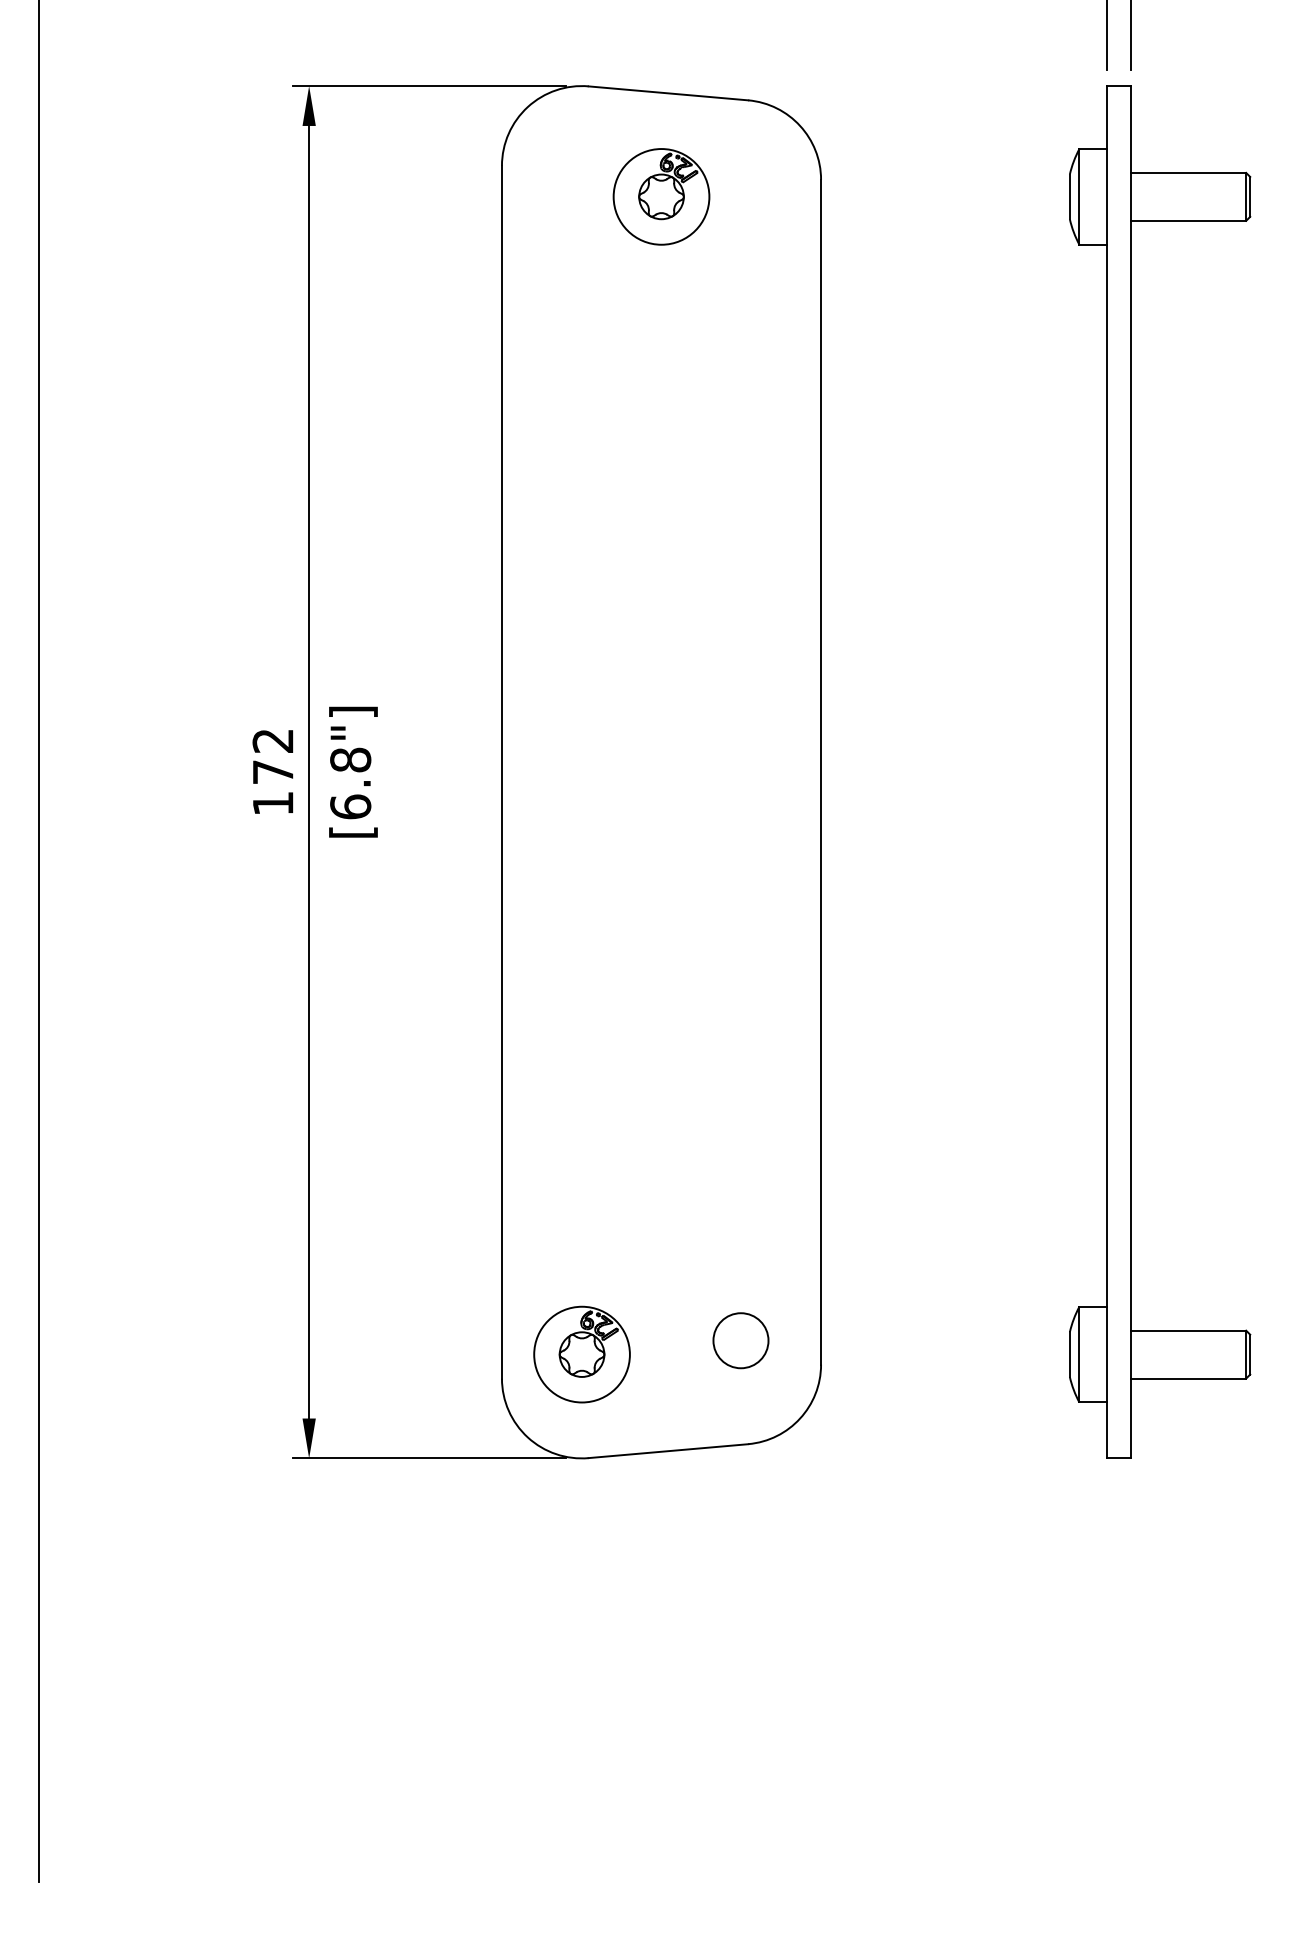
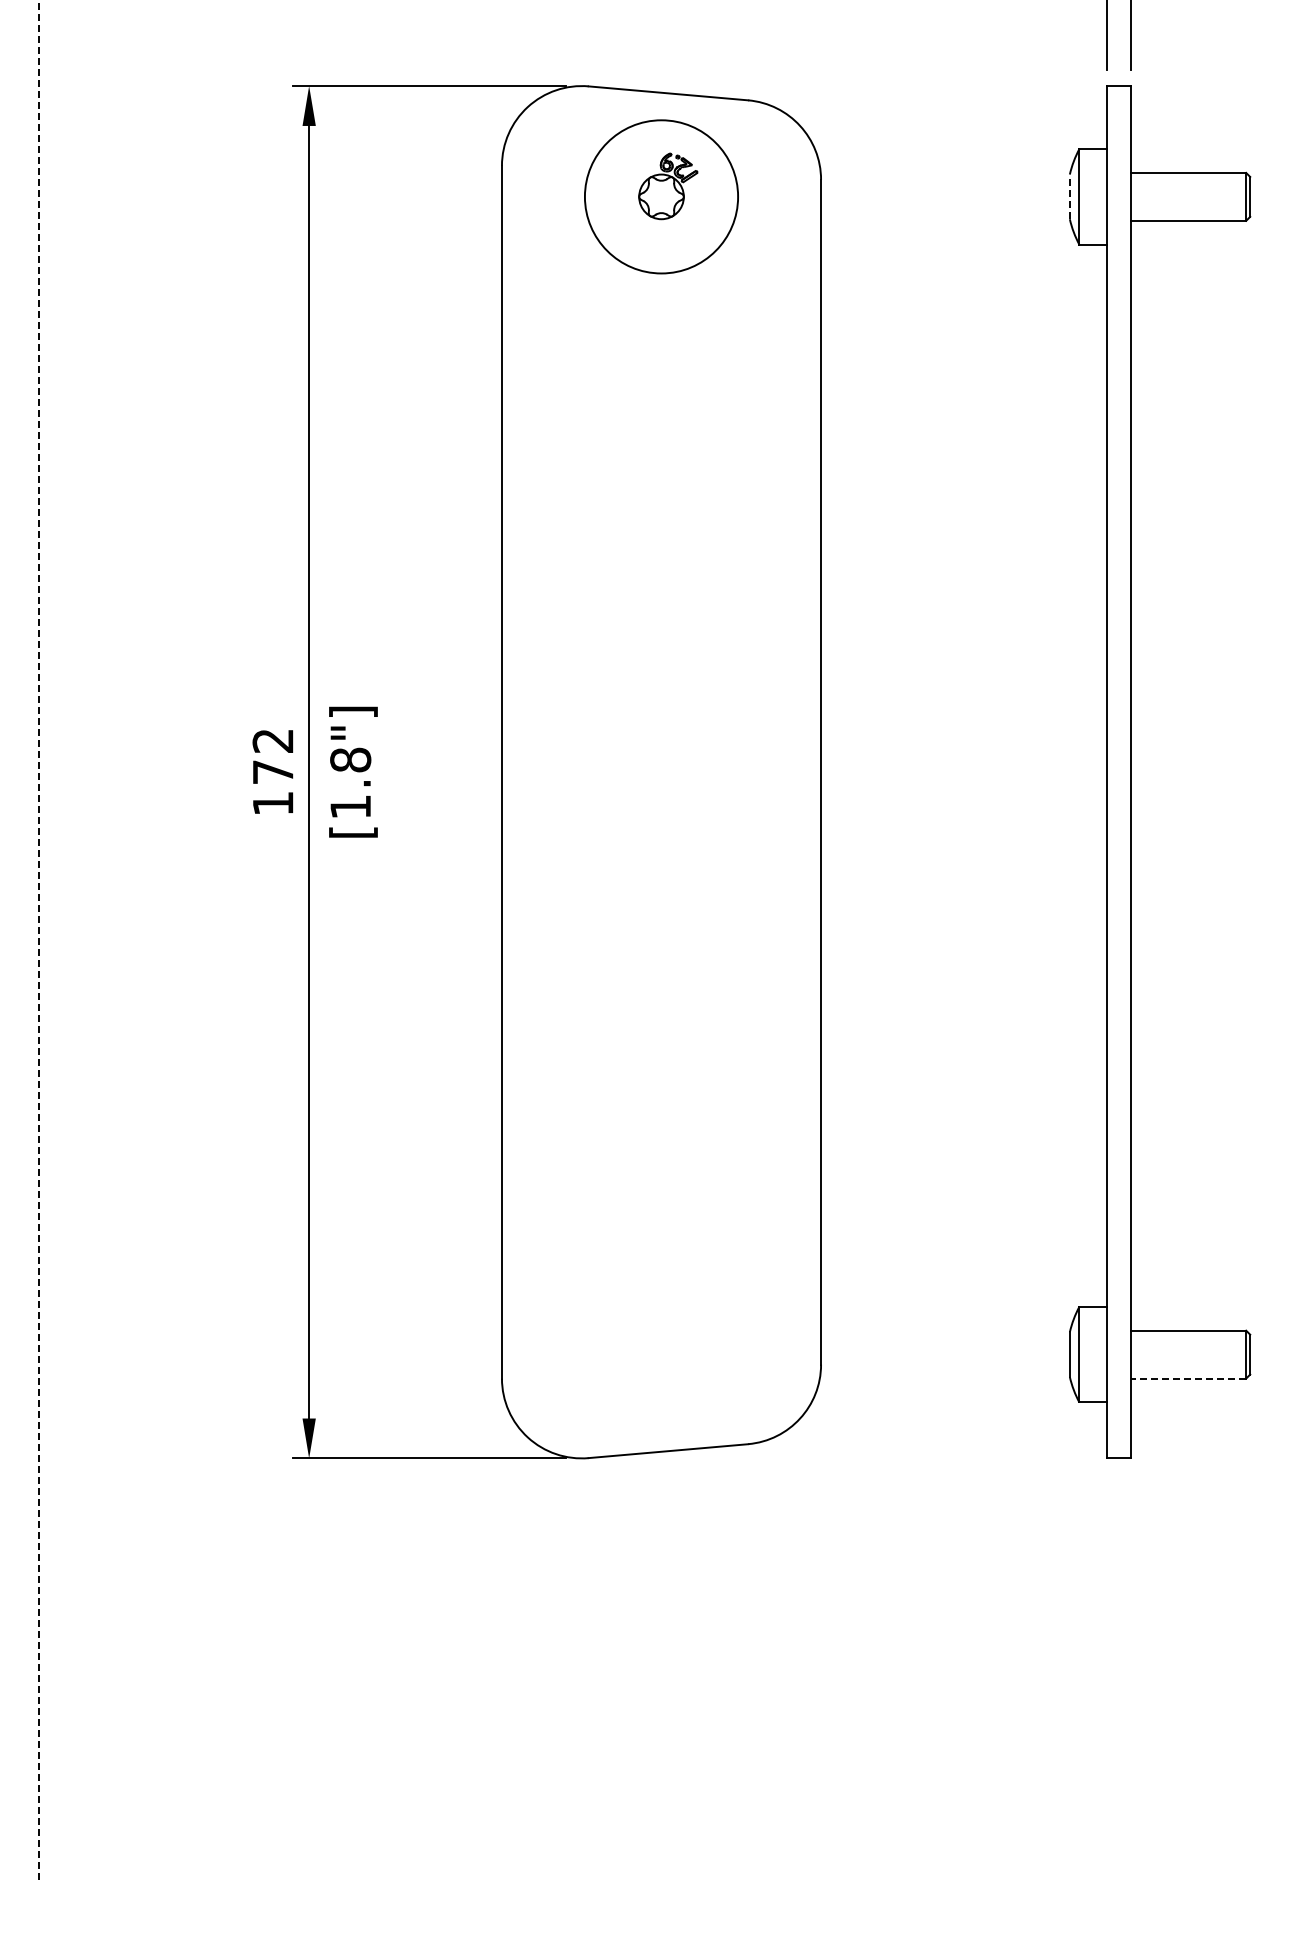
circle diameter: 96 px -> 153 px (661, 196)
line: solid -> dashed (1069, 196)
text: [6.8"] -> [1.8"] (350, 806)
line: solid -> dashed (38, 941)
circle: present -> none (740, 1340)
part: present -> none (581, 1354)
line: solid -> dashed (1188, 1378)
